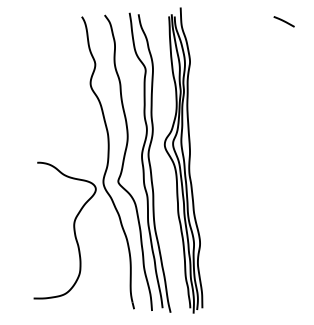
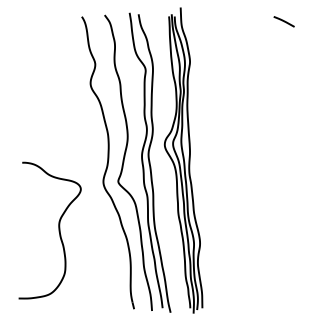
curve position: (73, 230) -> (58, 230) (58, 230)
